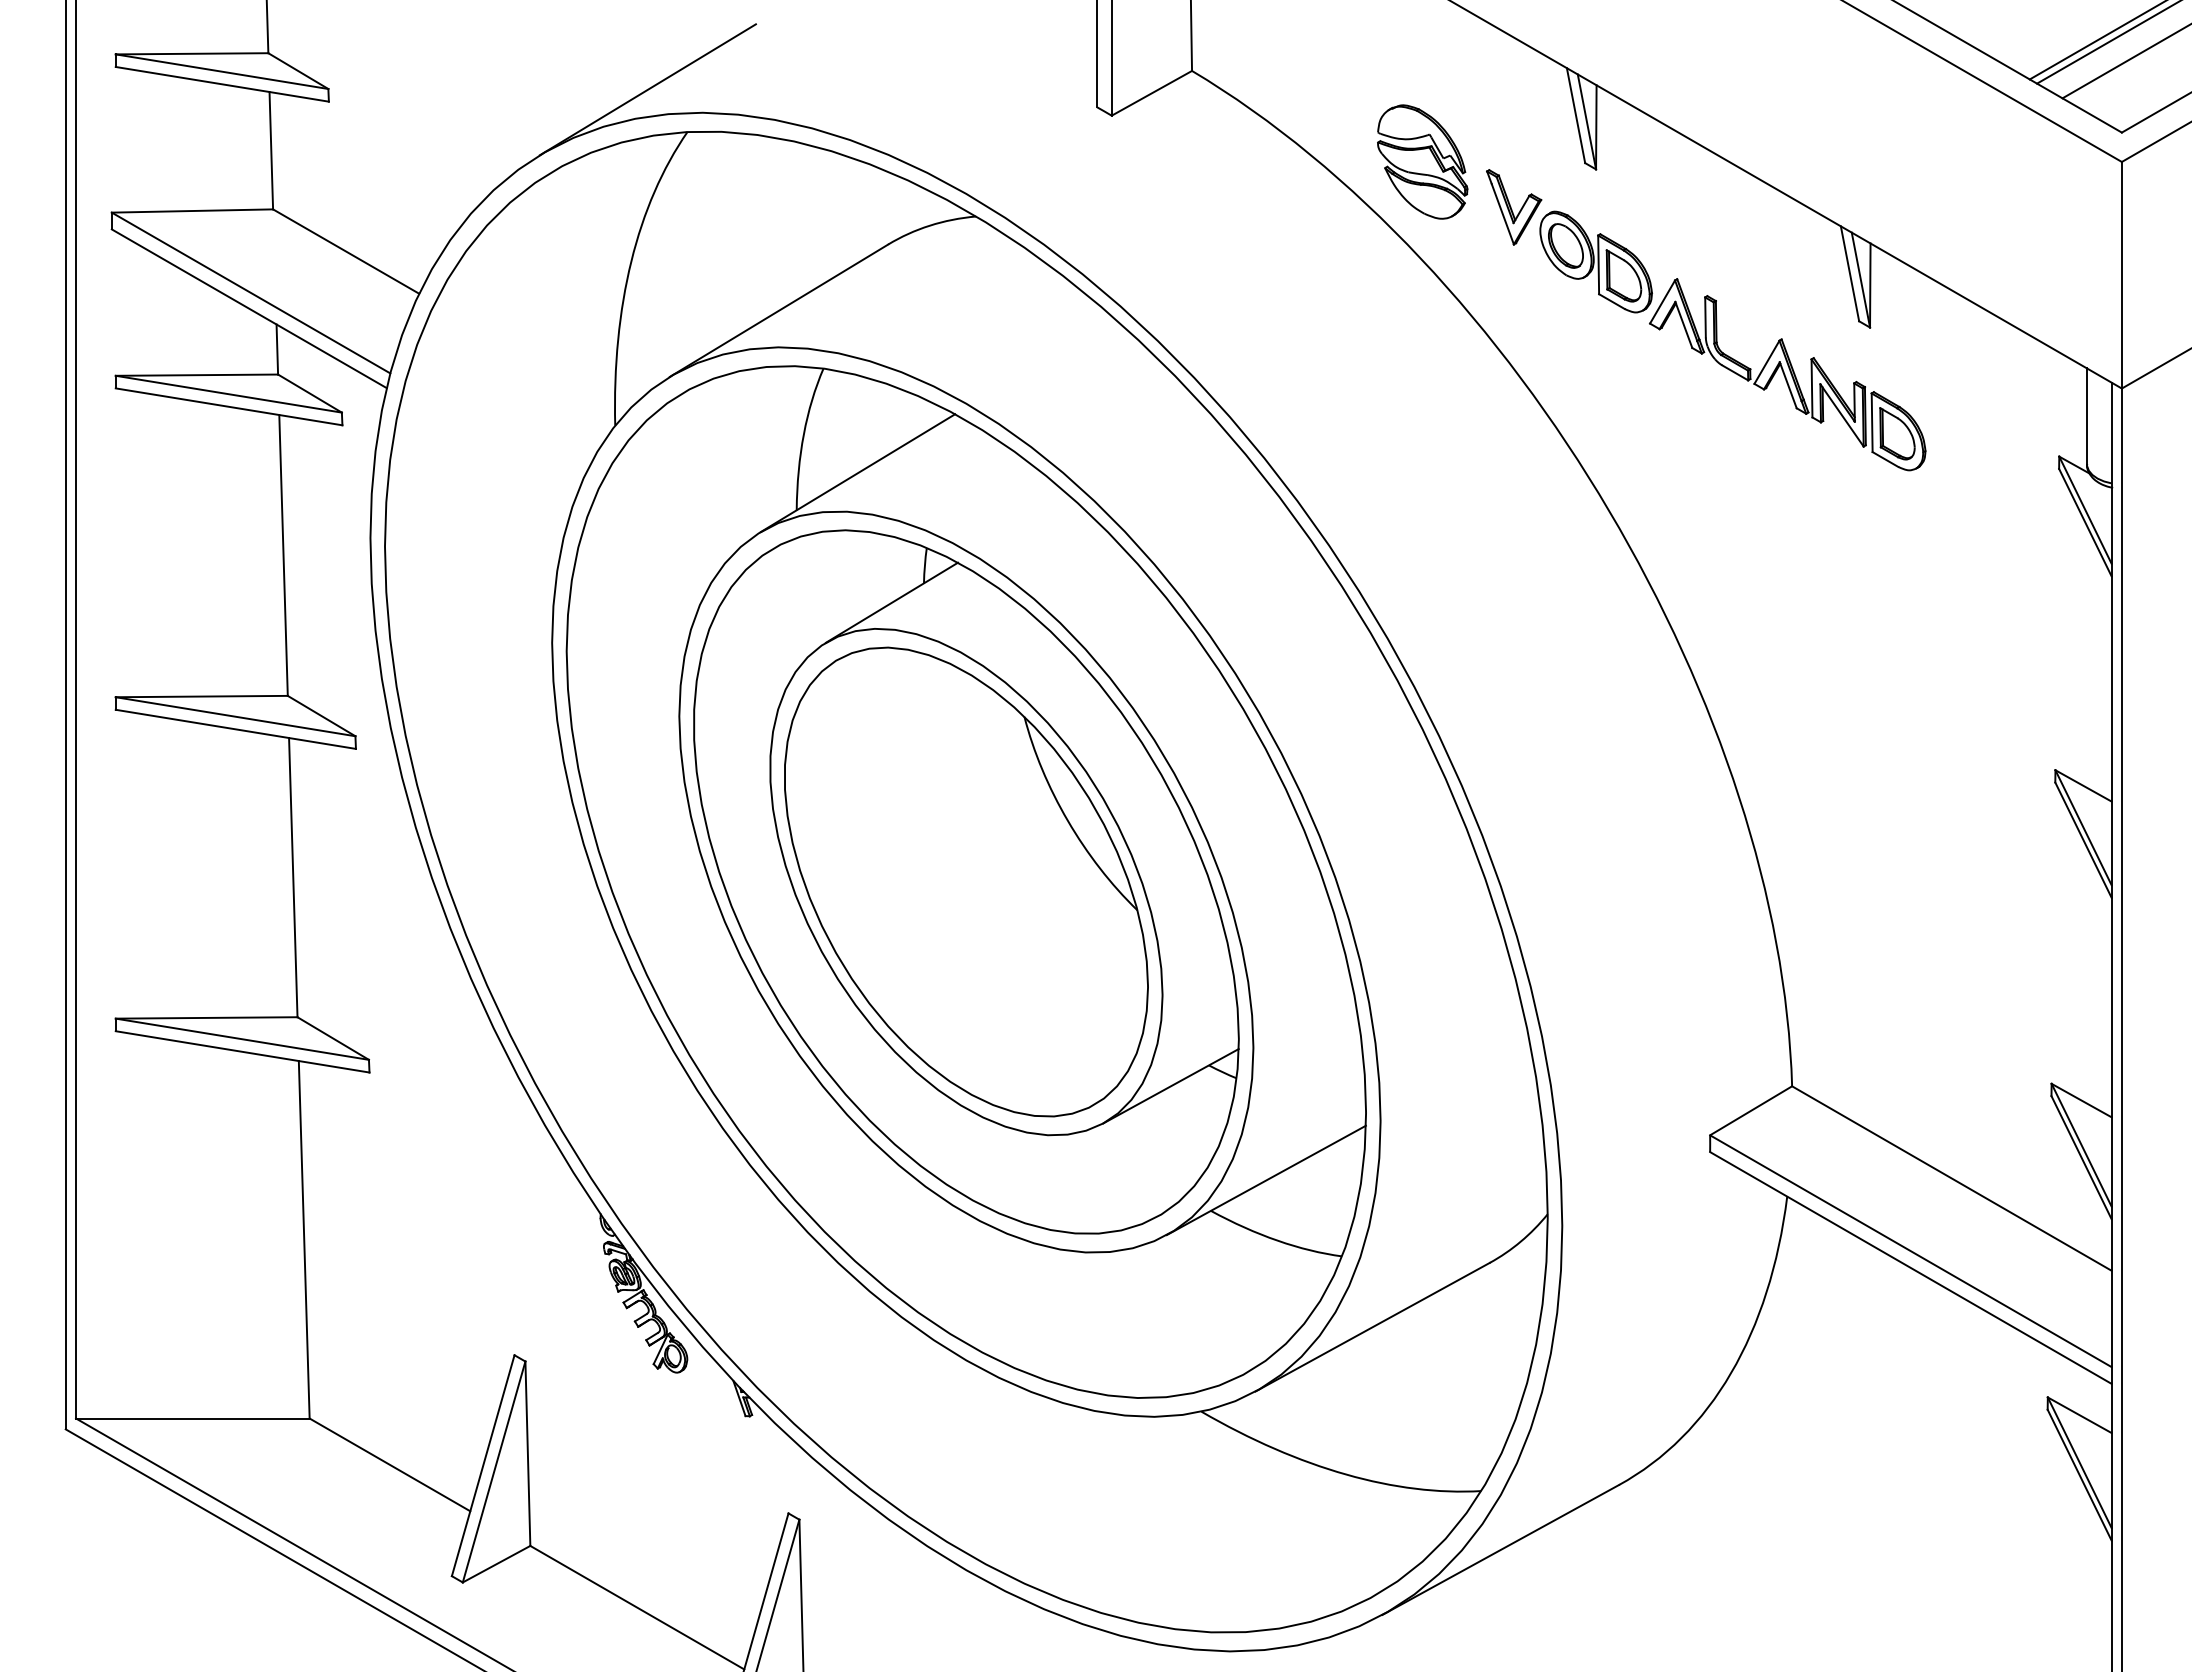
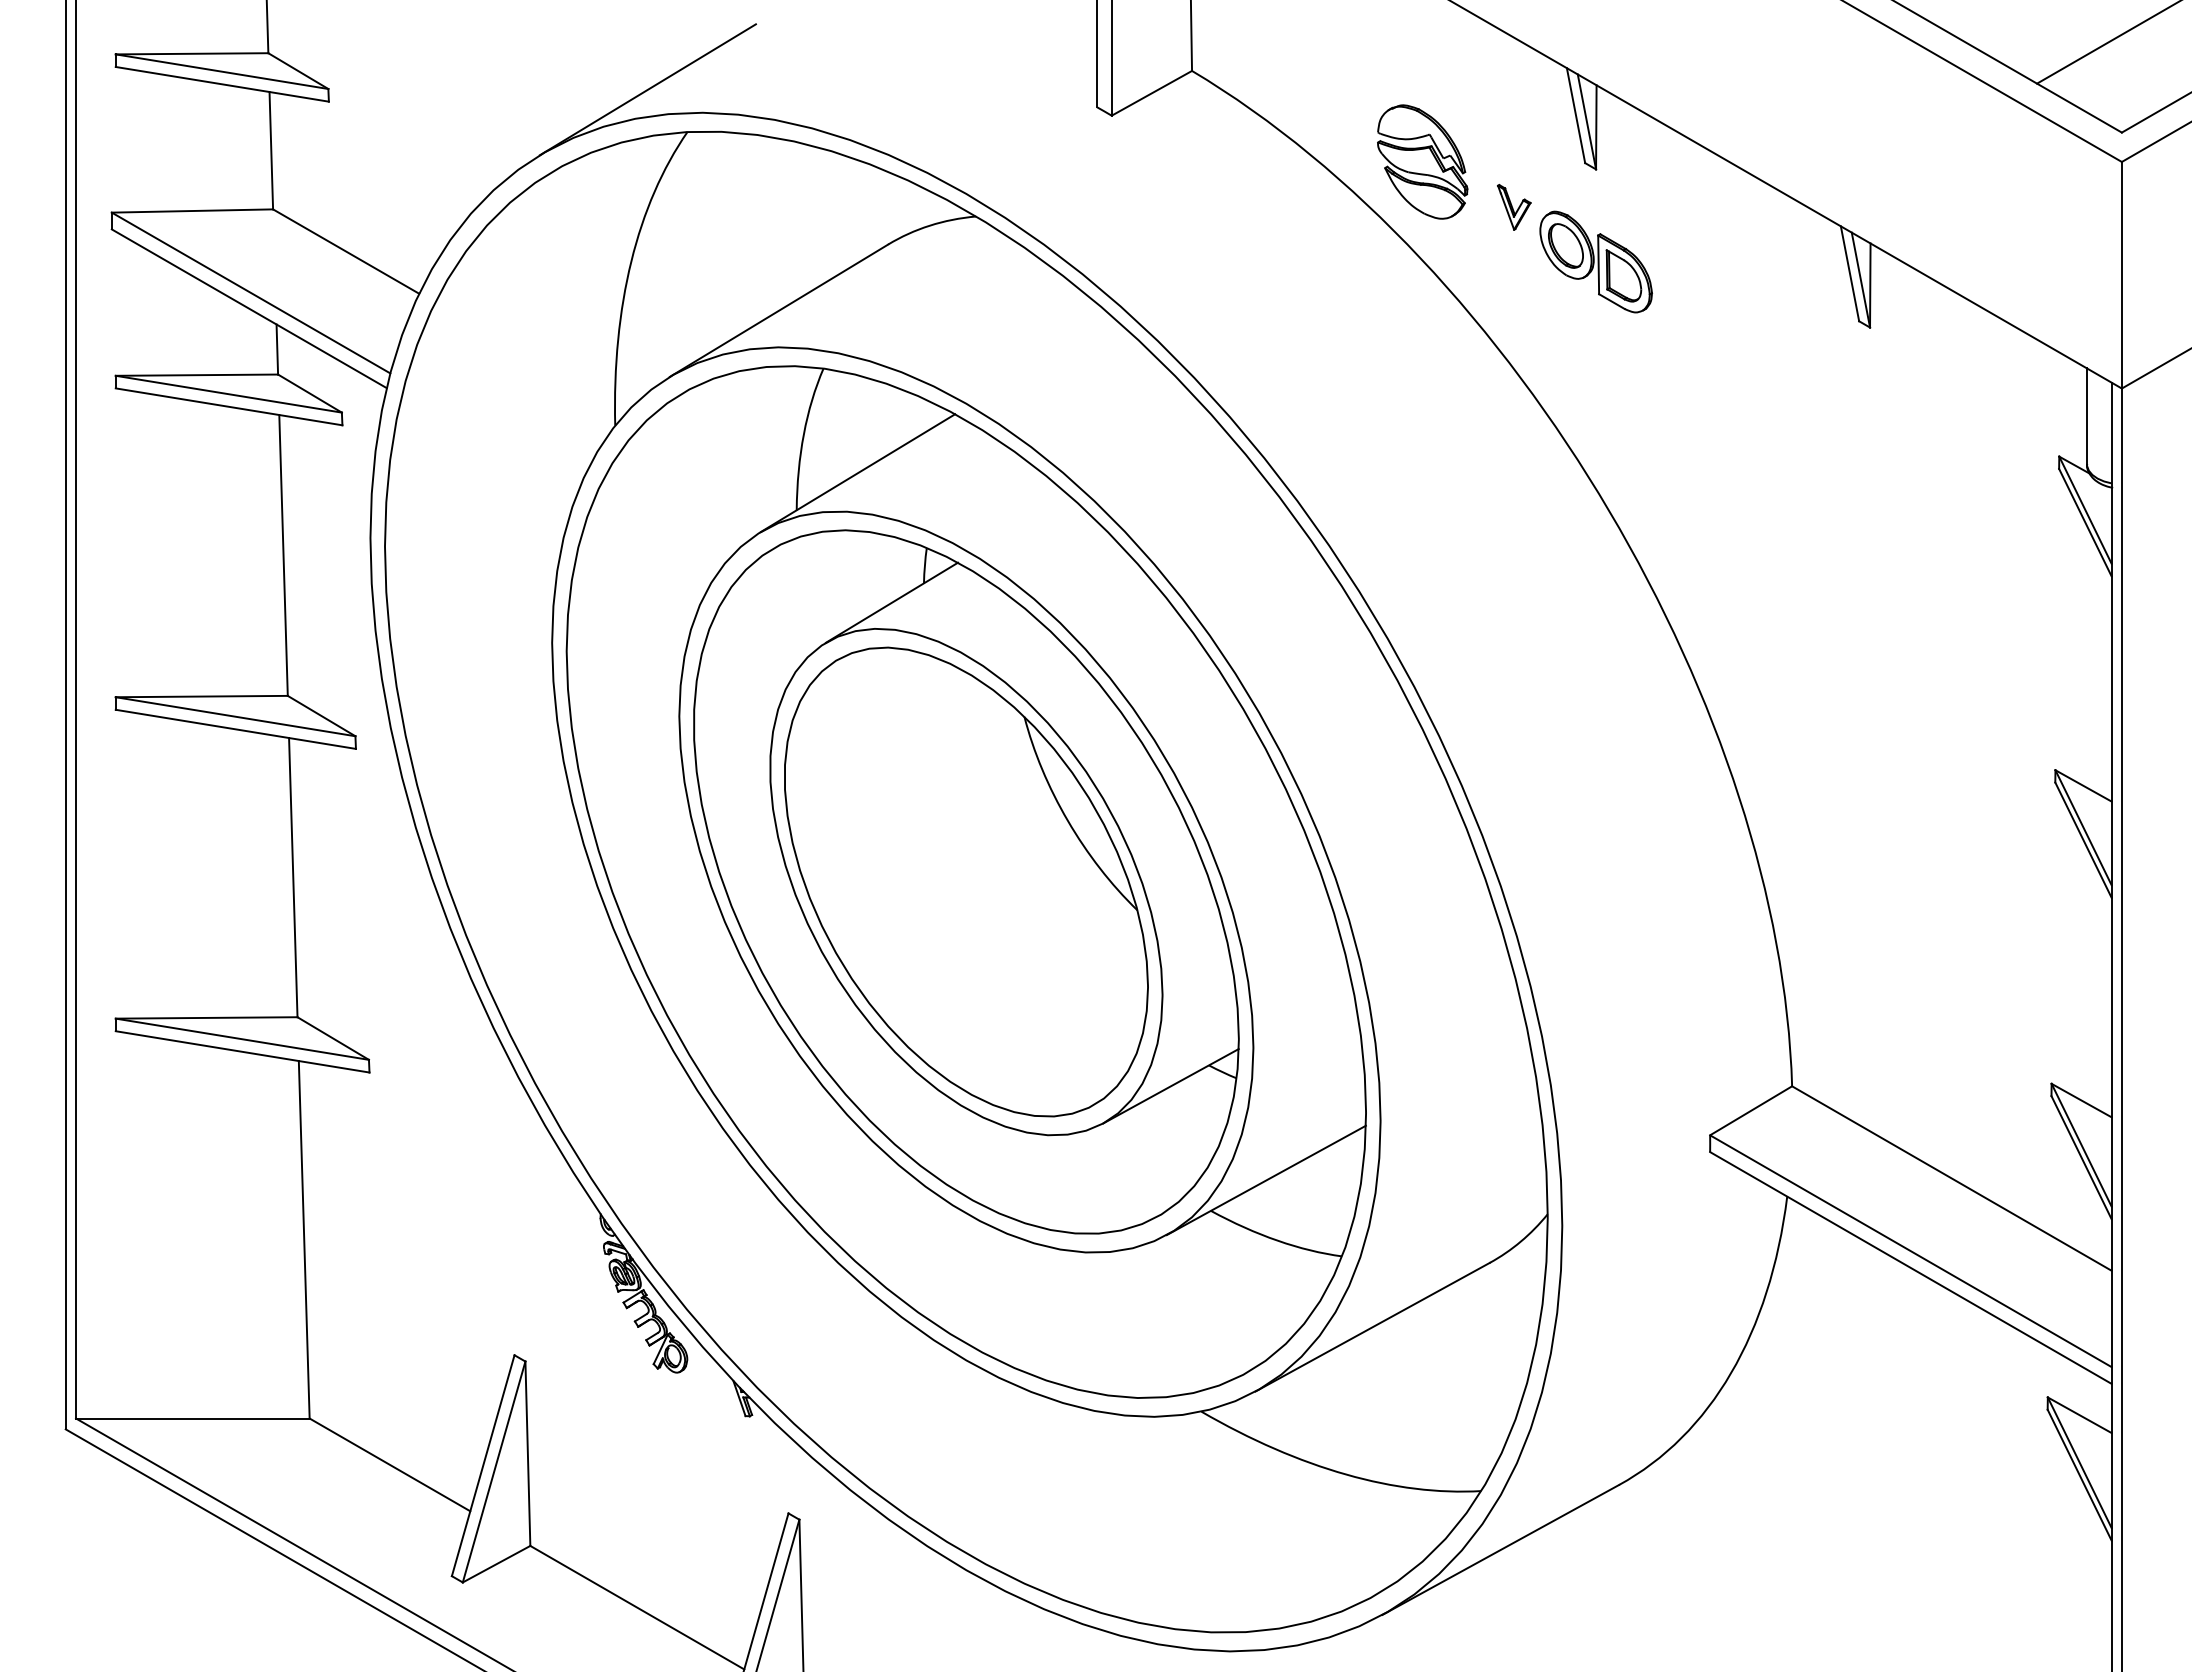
line: present -> none (2096, 40)
line: present -> none (2125, 61)
part size: 57x77 px -> 35x47 px (1514, 207)
part: present -> none (1787, 374)
